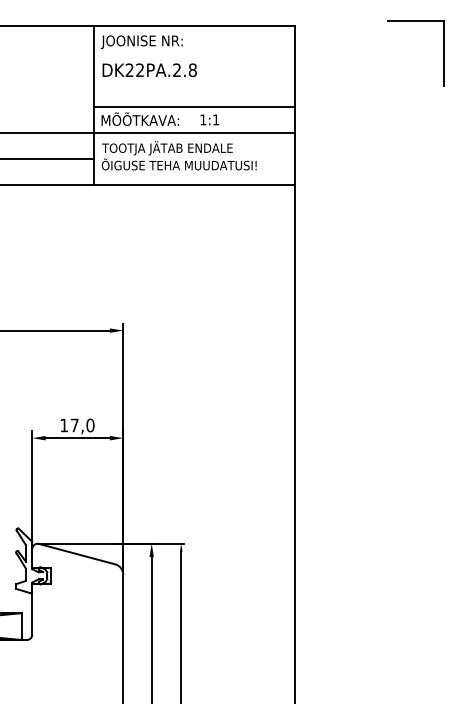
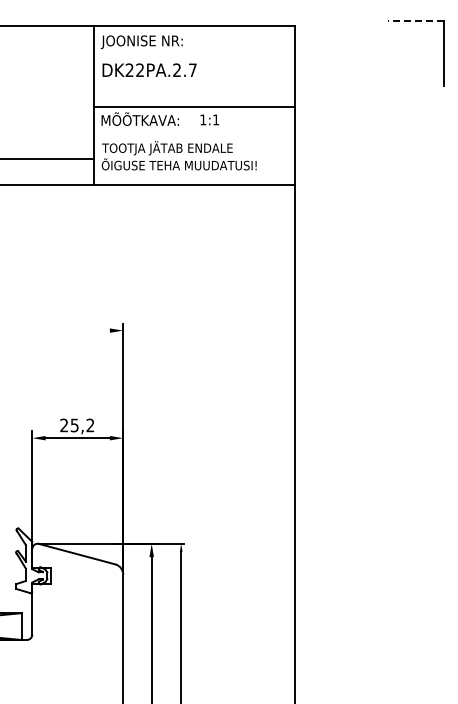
line: solid -> dashed (415, 21)
text: DK22PA.2.8 -> DK22PA.2.7 (192, 70)
line: present -> none (148, 133)
line: present -> none (55, 330)
text: 17,0 -> 25,2 (77, 425)
